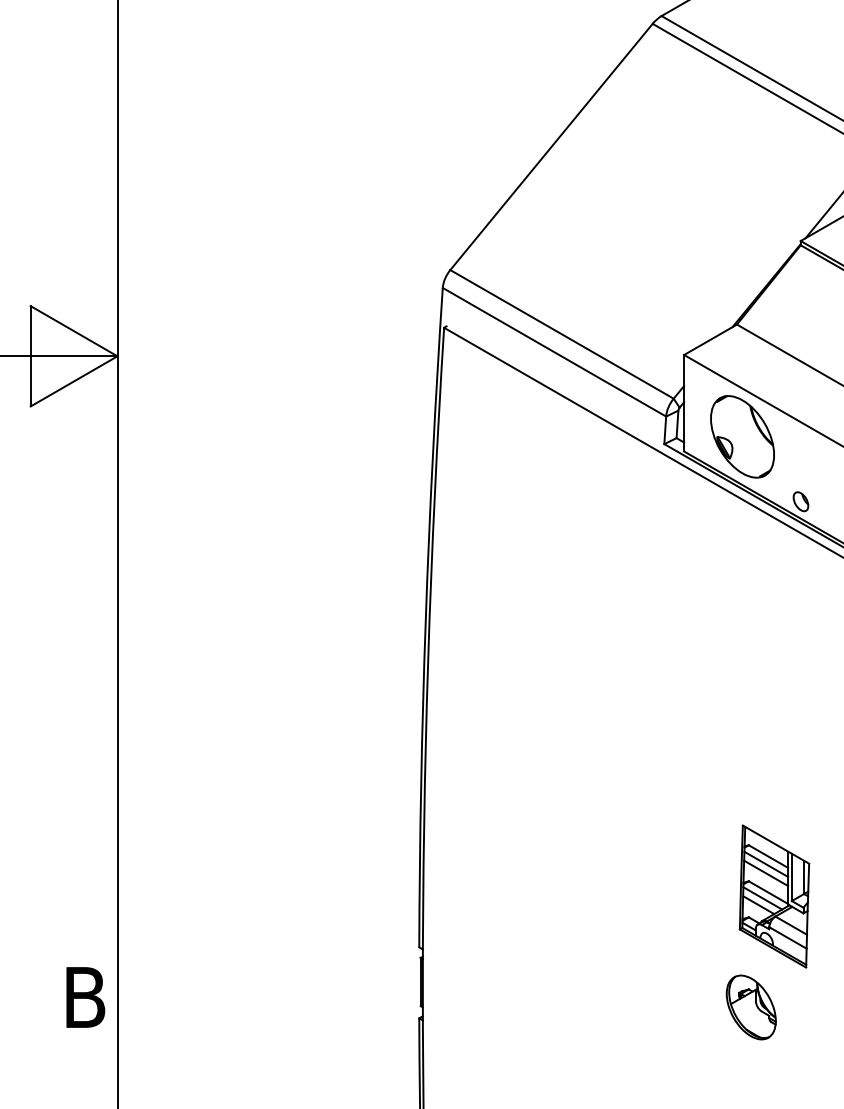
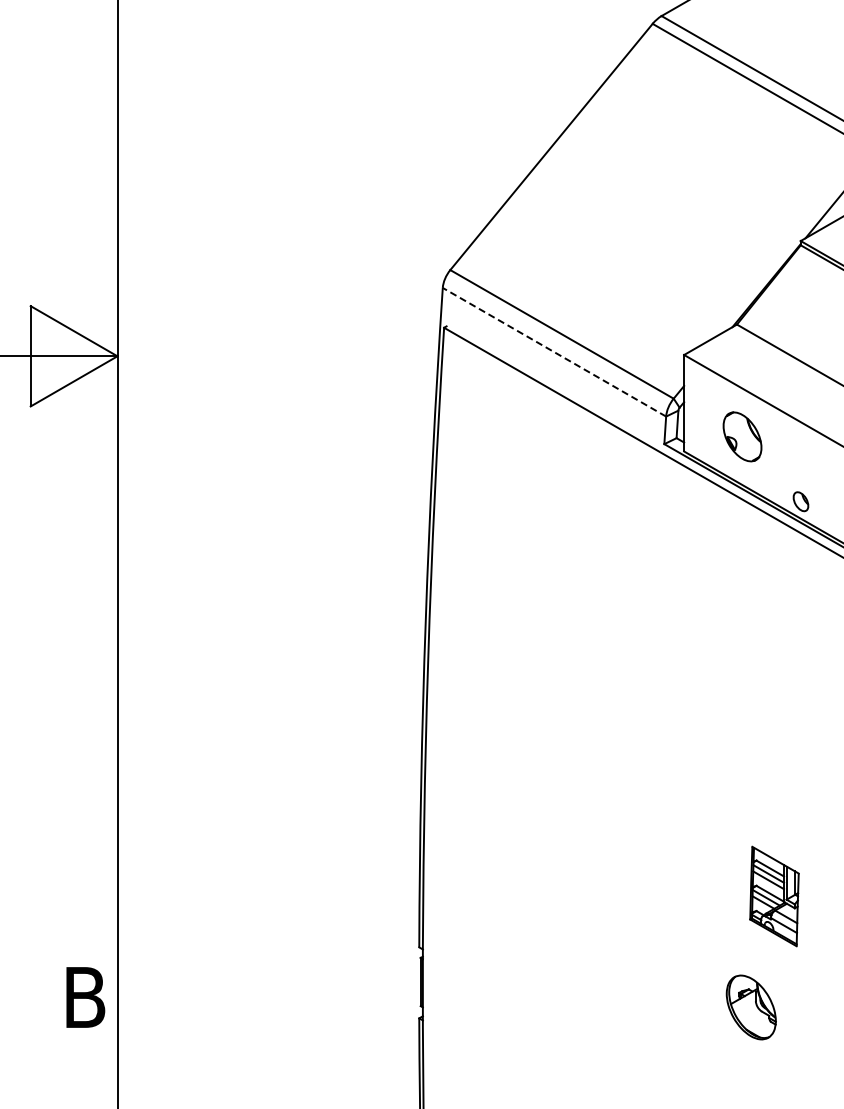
line: solid -> dashed (554, 352)
part size: 65x84 px -> 41x52 px (742, 436)
part size: 73x145 px -> 51x103 px (774, 896)
